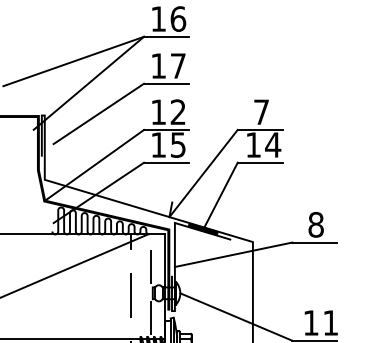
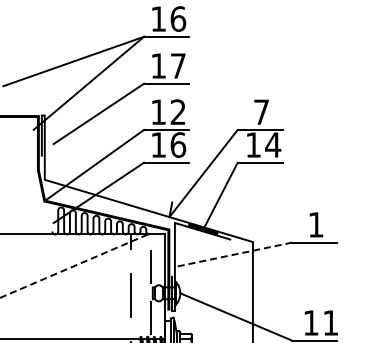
text: 15 -> 16 (178, 144)
text: 8 -> 1 (315, 224)
line: solid -> dashed (233, 254)
line: solid -> dashed (73, 266)
